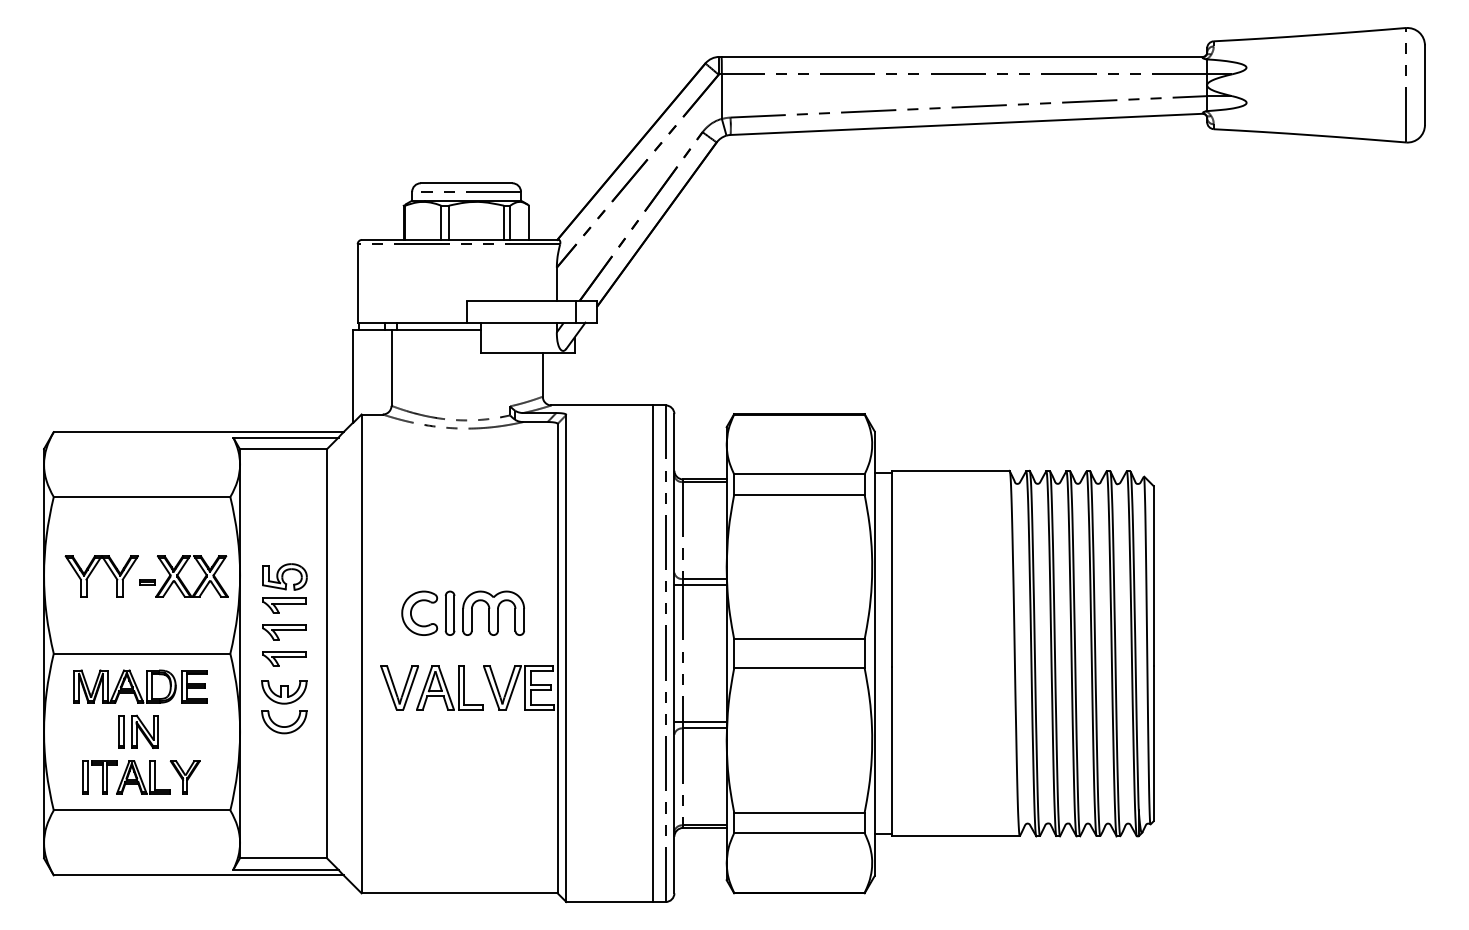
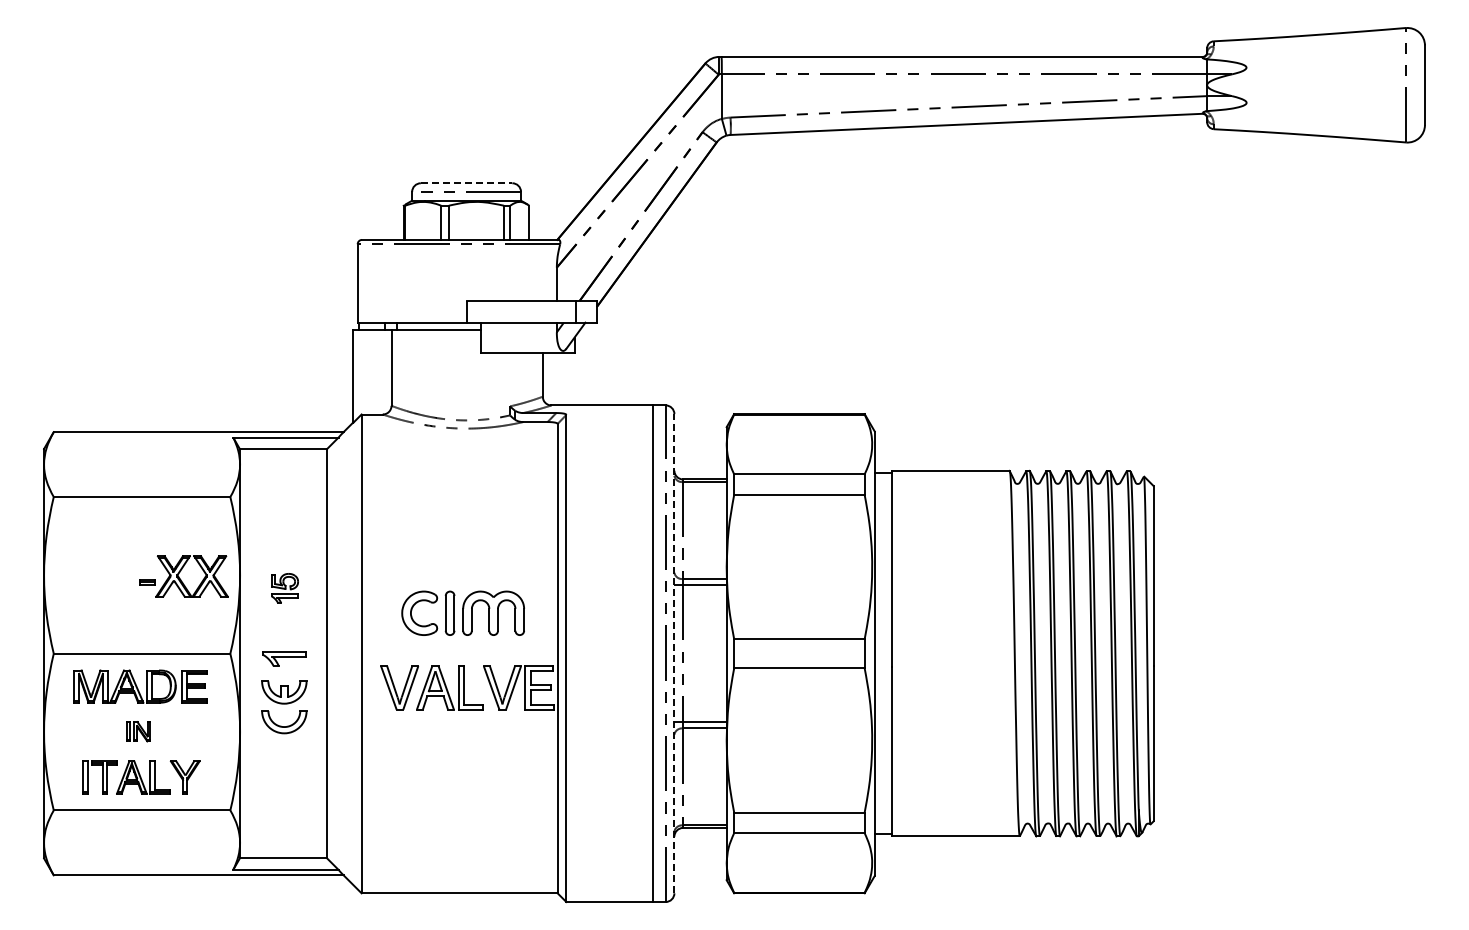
line: solid -> dashed (466, 183)
part: present -> none (92, 572)
part size: 46x51 px -> 28x31 px (284, 588)
part: present -> none (284, 632)
line: solid -> dashed (674, 653)
part size: 41x35 px -> 25x22 px (138, 731)
